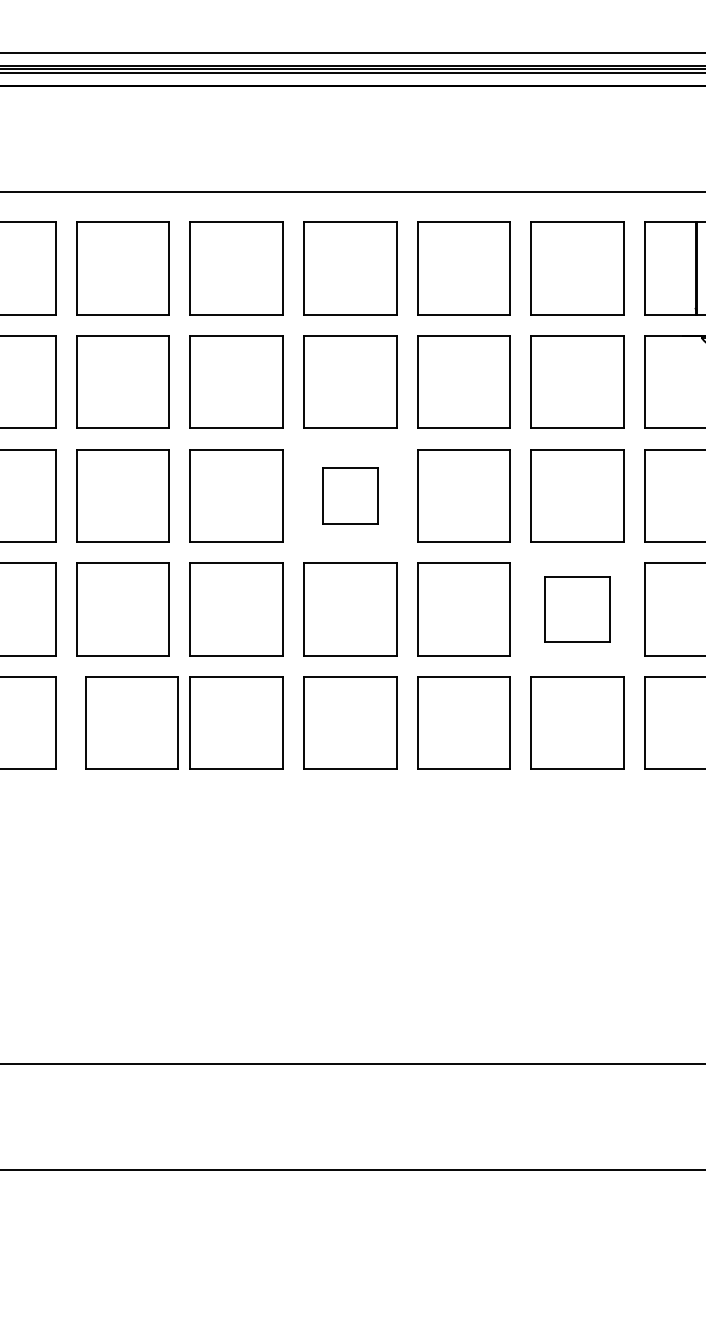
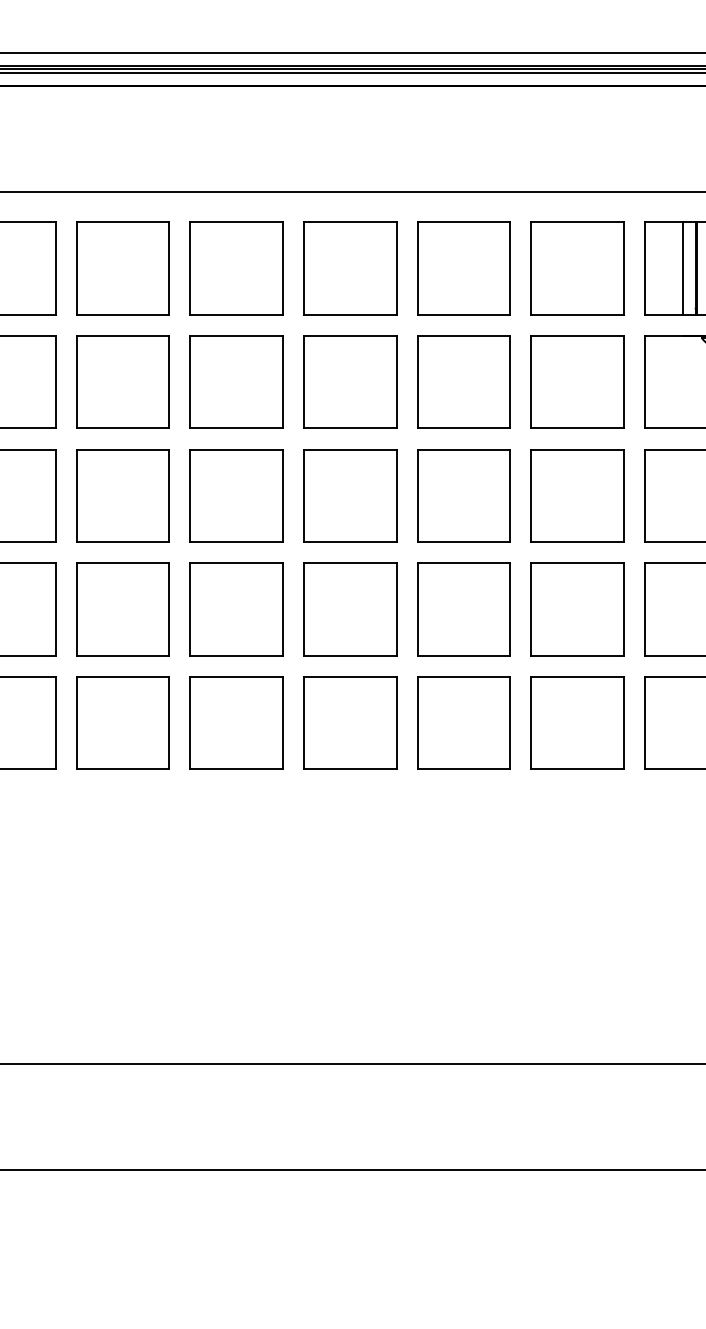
line: none -> present (682, 268)
part size: 57x58 px -> 95x94 px (350, 495)
part size: 67x67 px -> 95x95 px (577, 609)
part position: (131, 722) -> (122, 722) (122, 722)
